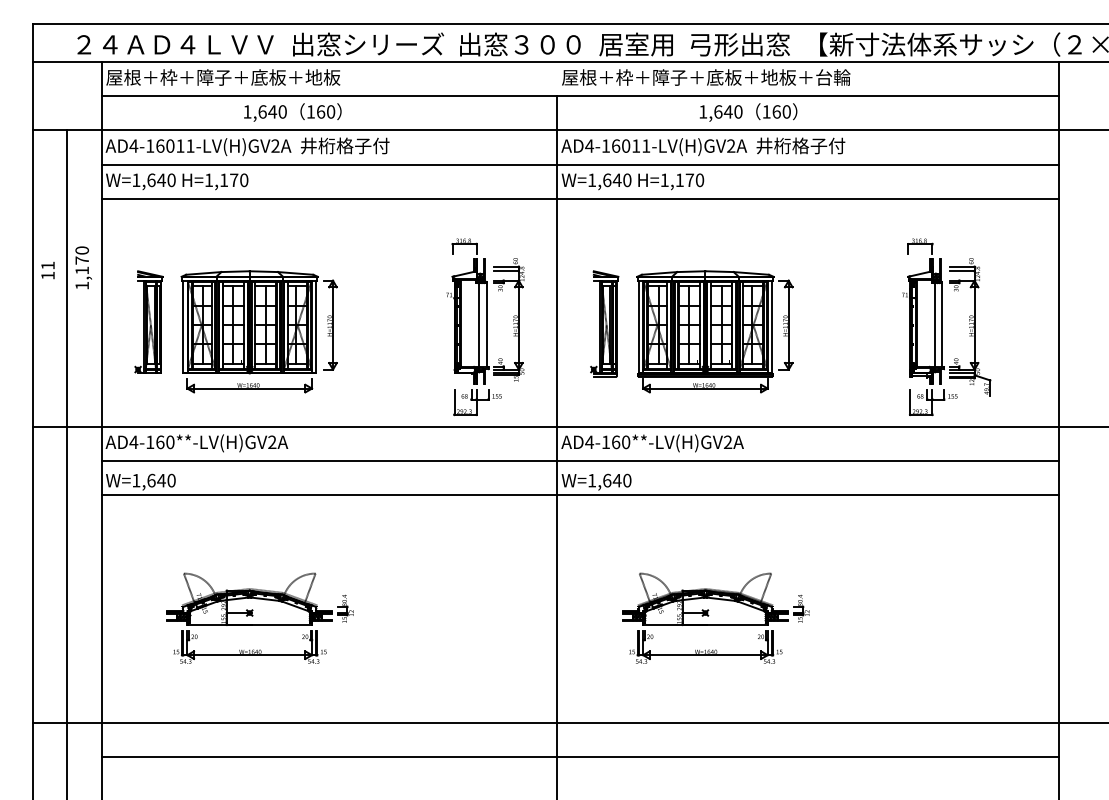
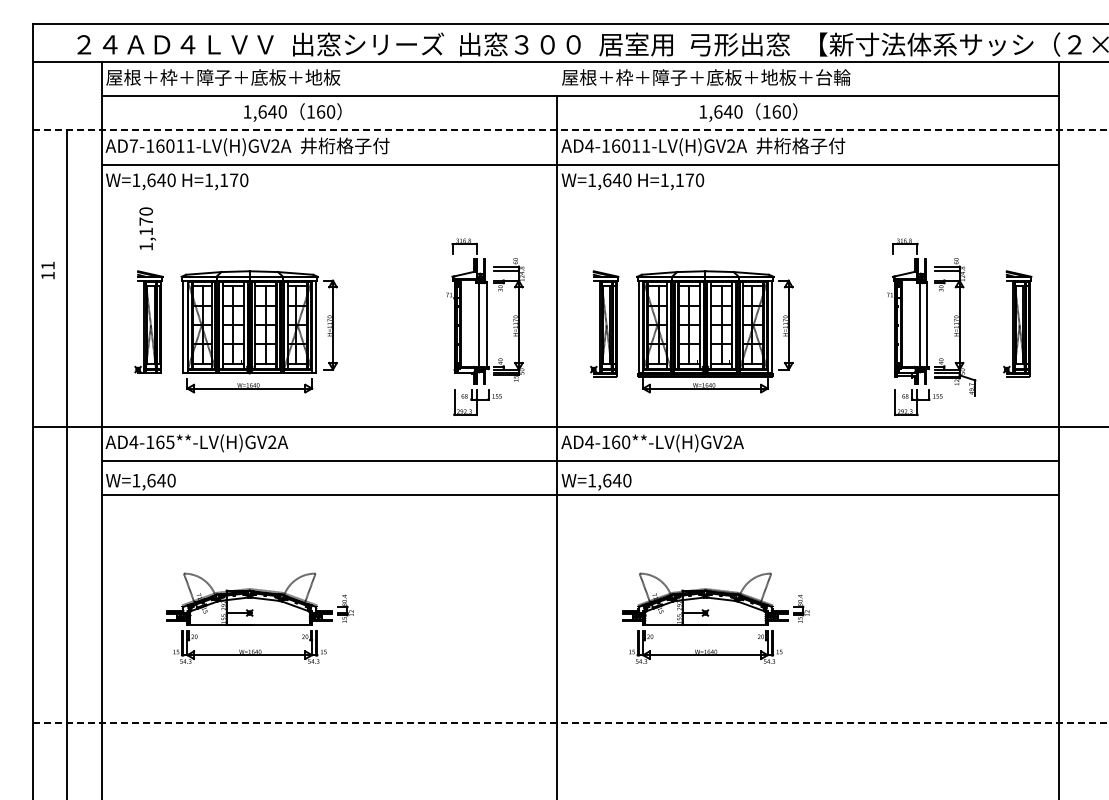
line: solid -> dashed (571, 130)
text: AD4-16011-LV(H)GV2A -> AD7-16011-LV(H)GV2A (133, 145)
line: present -> none (579, 198)
text position: (83, 267) -> (147, 228) (147, 228)
part: none -> present (1017, 323)
part position: (946, 327) -> (931, 327) (931, 327)
text: AD4-160**-LV(H)GV2A -> AD4-165**-LV(H)GV2A (170, 441)
line: solid -> dashed (571, 722)
line: present -> none (579, 756)
